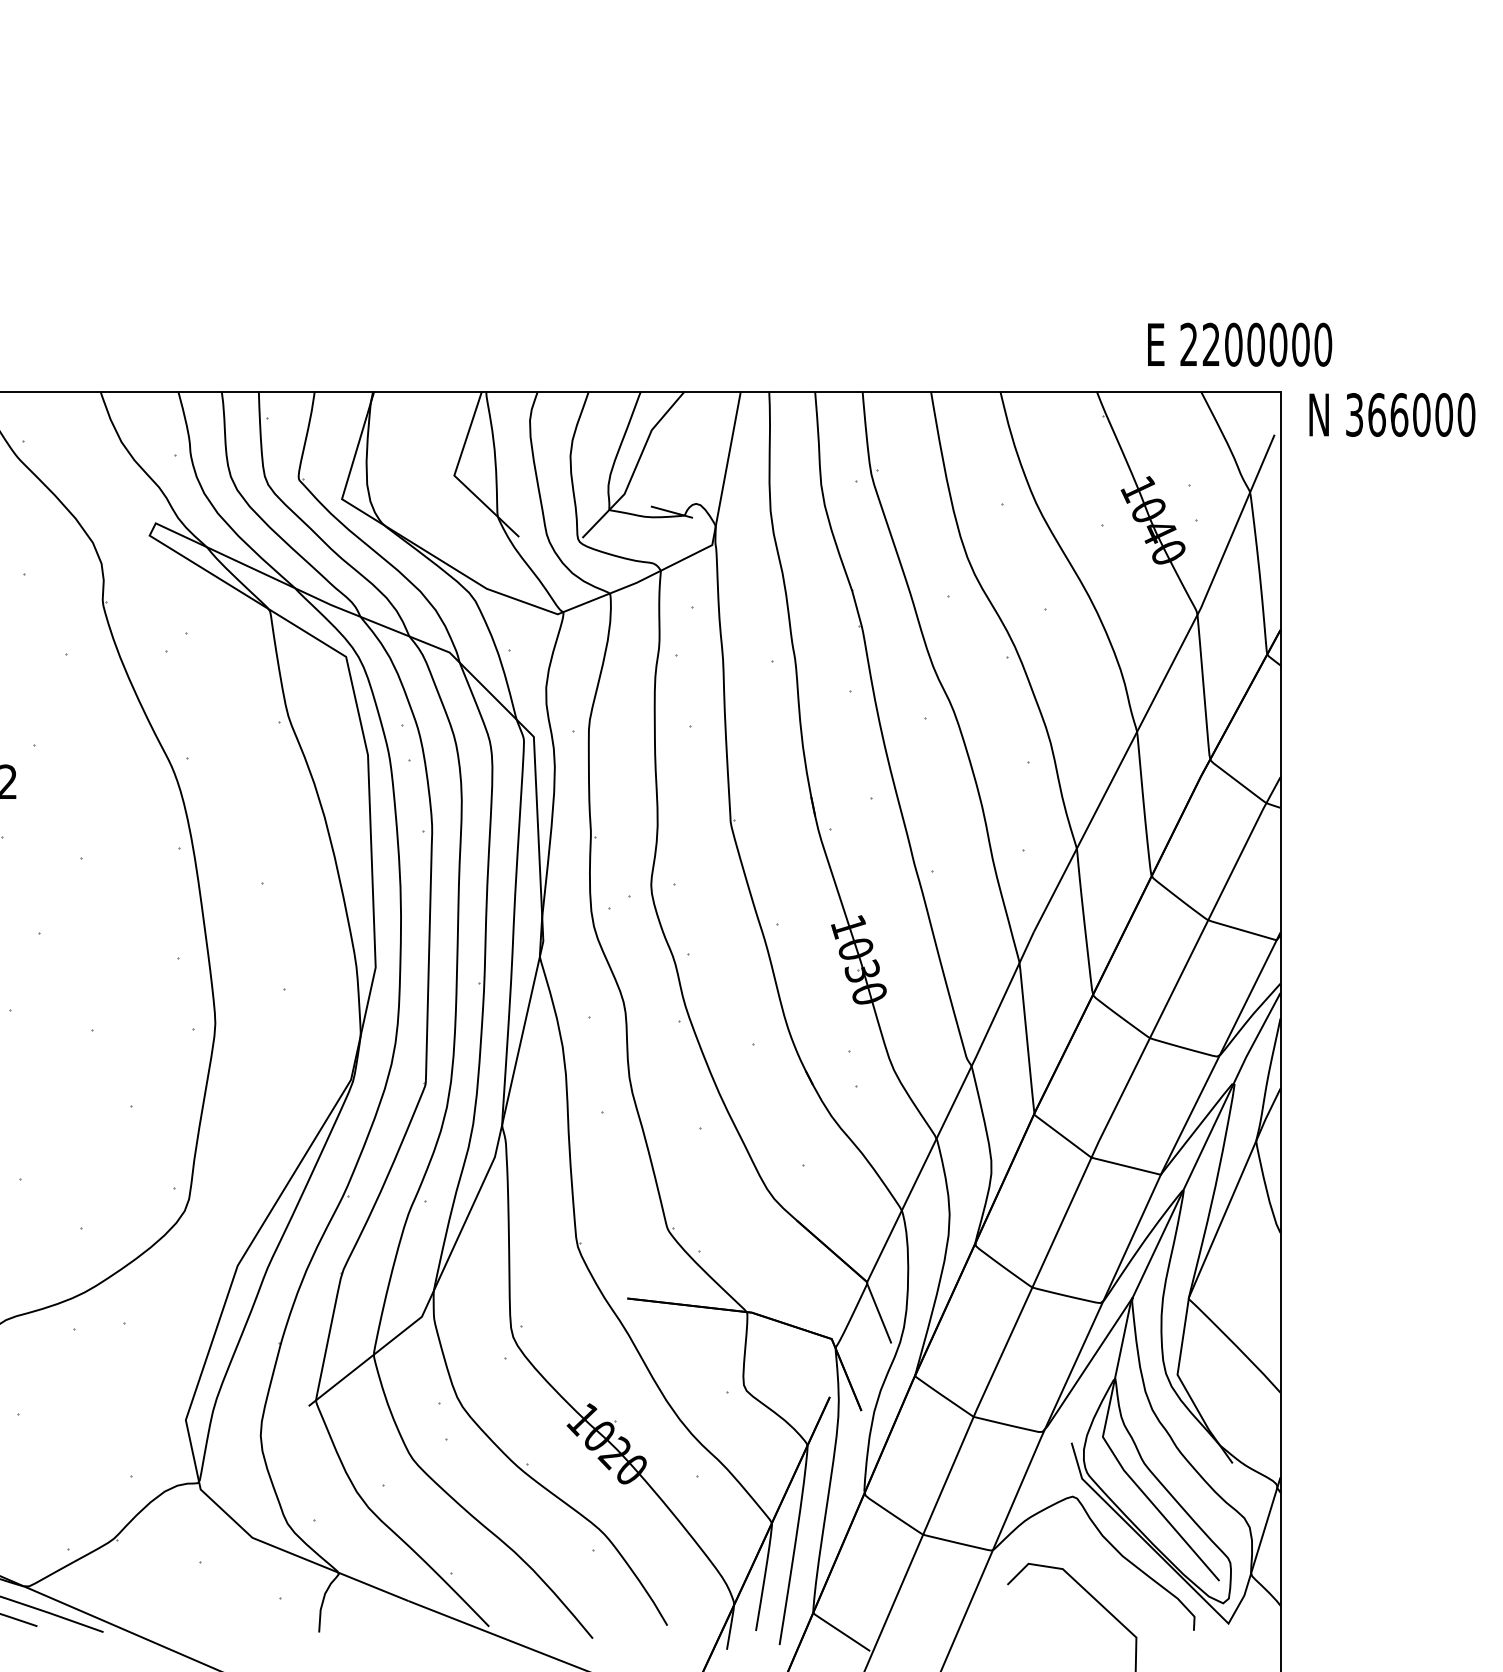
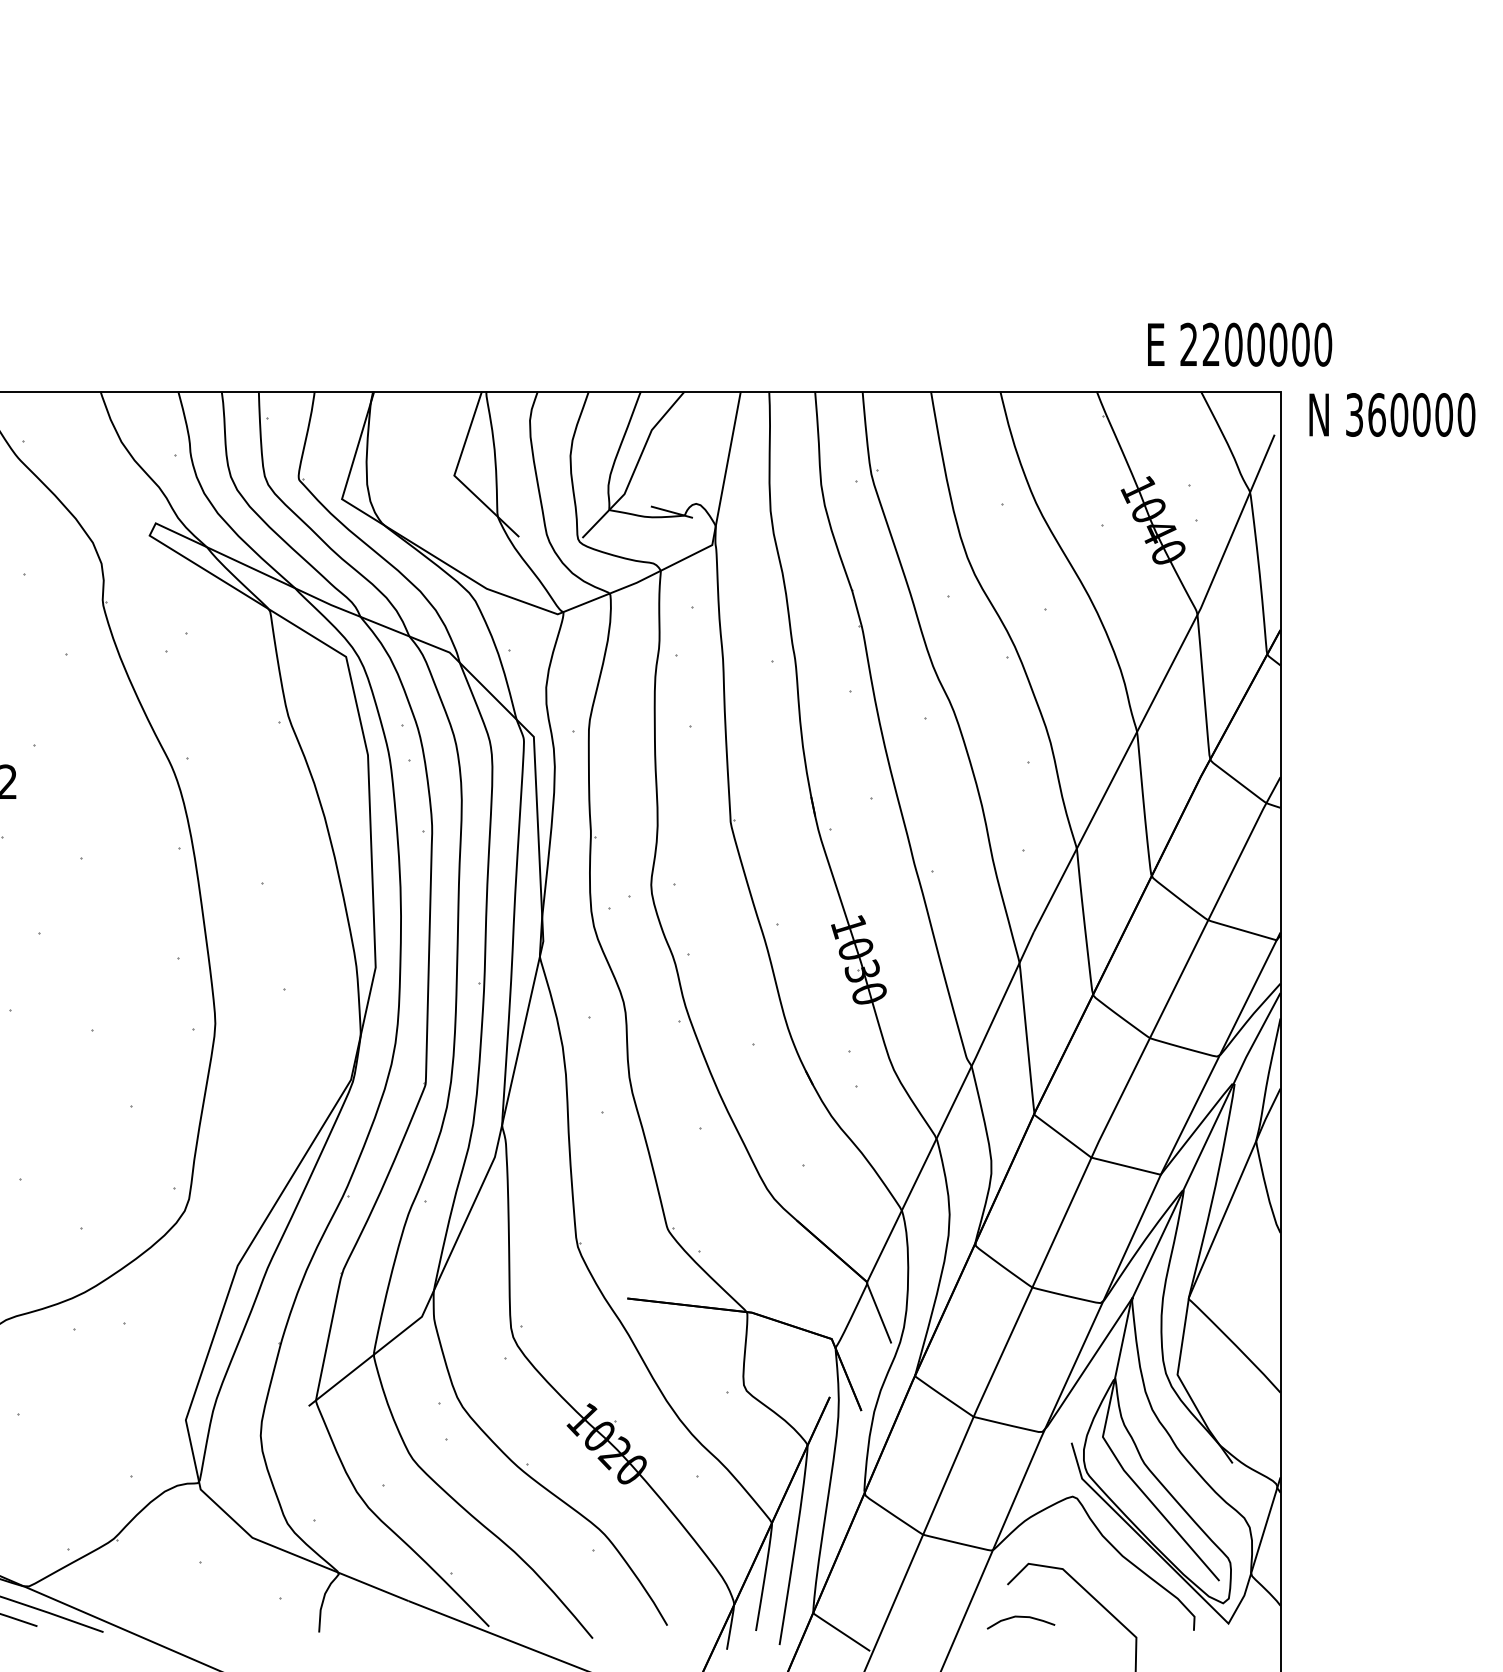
text: 366000 -> 360000 (1399, 414)
curve: none -> present (1020, 1617)
